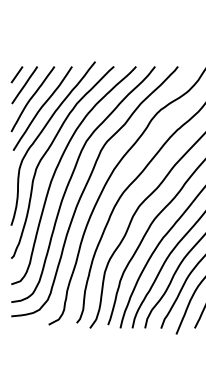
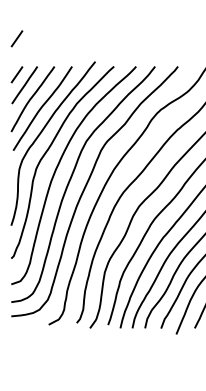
line: none -> present (16, 38)
